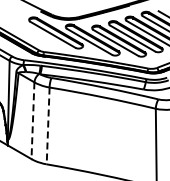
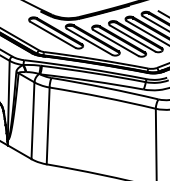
line: dashed -> solid (32, 121)
line: dashed -> solid (48, 126)
